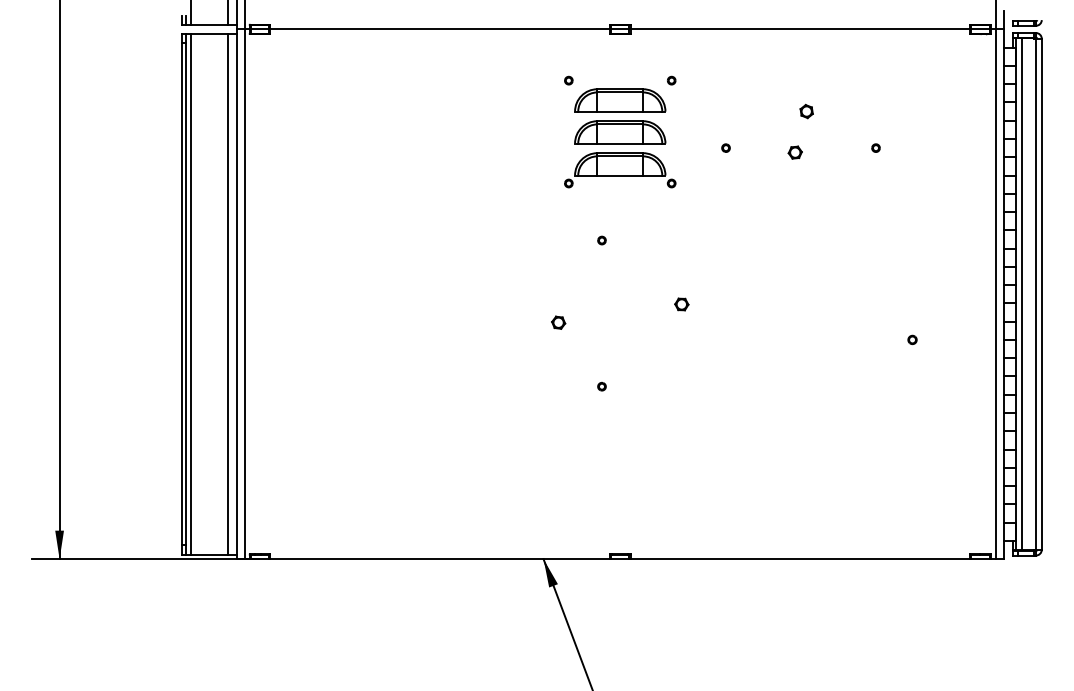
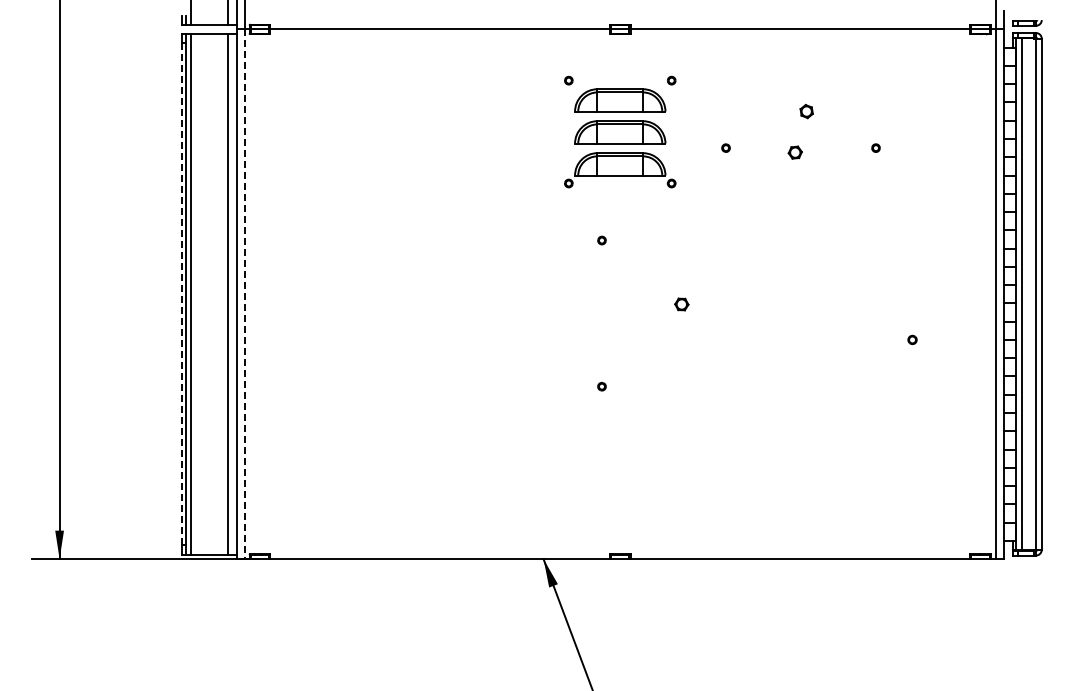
line: solid -> dashed (181, 293)
line: solid -> dashed (244, 294)
part: present -> none (558, 322)
